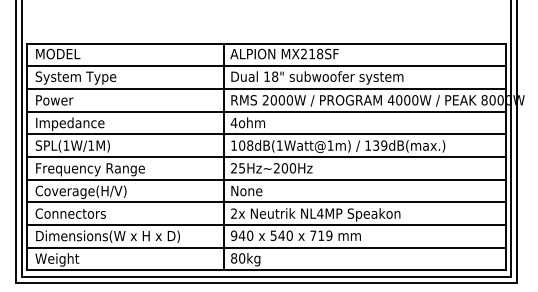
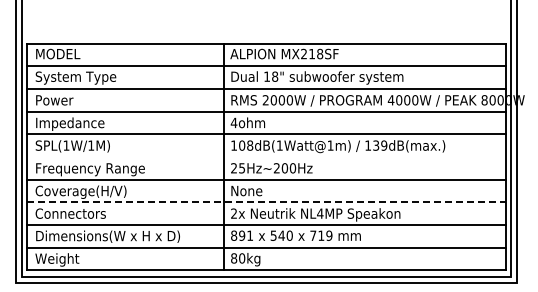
line: present -> none (266, 156)
line: solid -> dashed (267, 202)
text: 940 -> 891 (242, 235)
